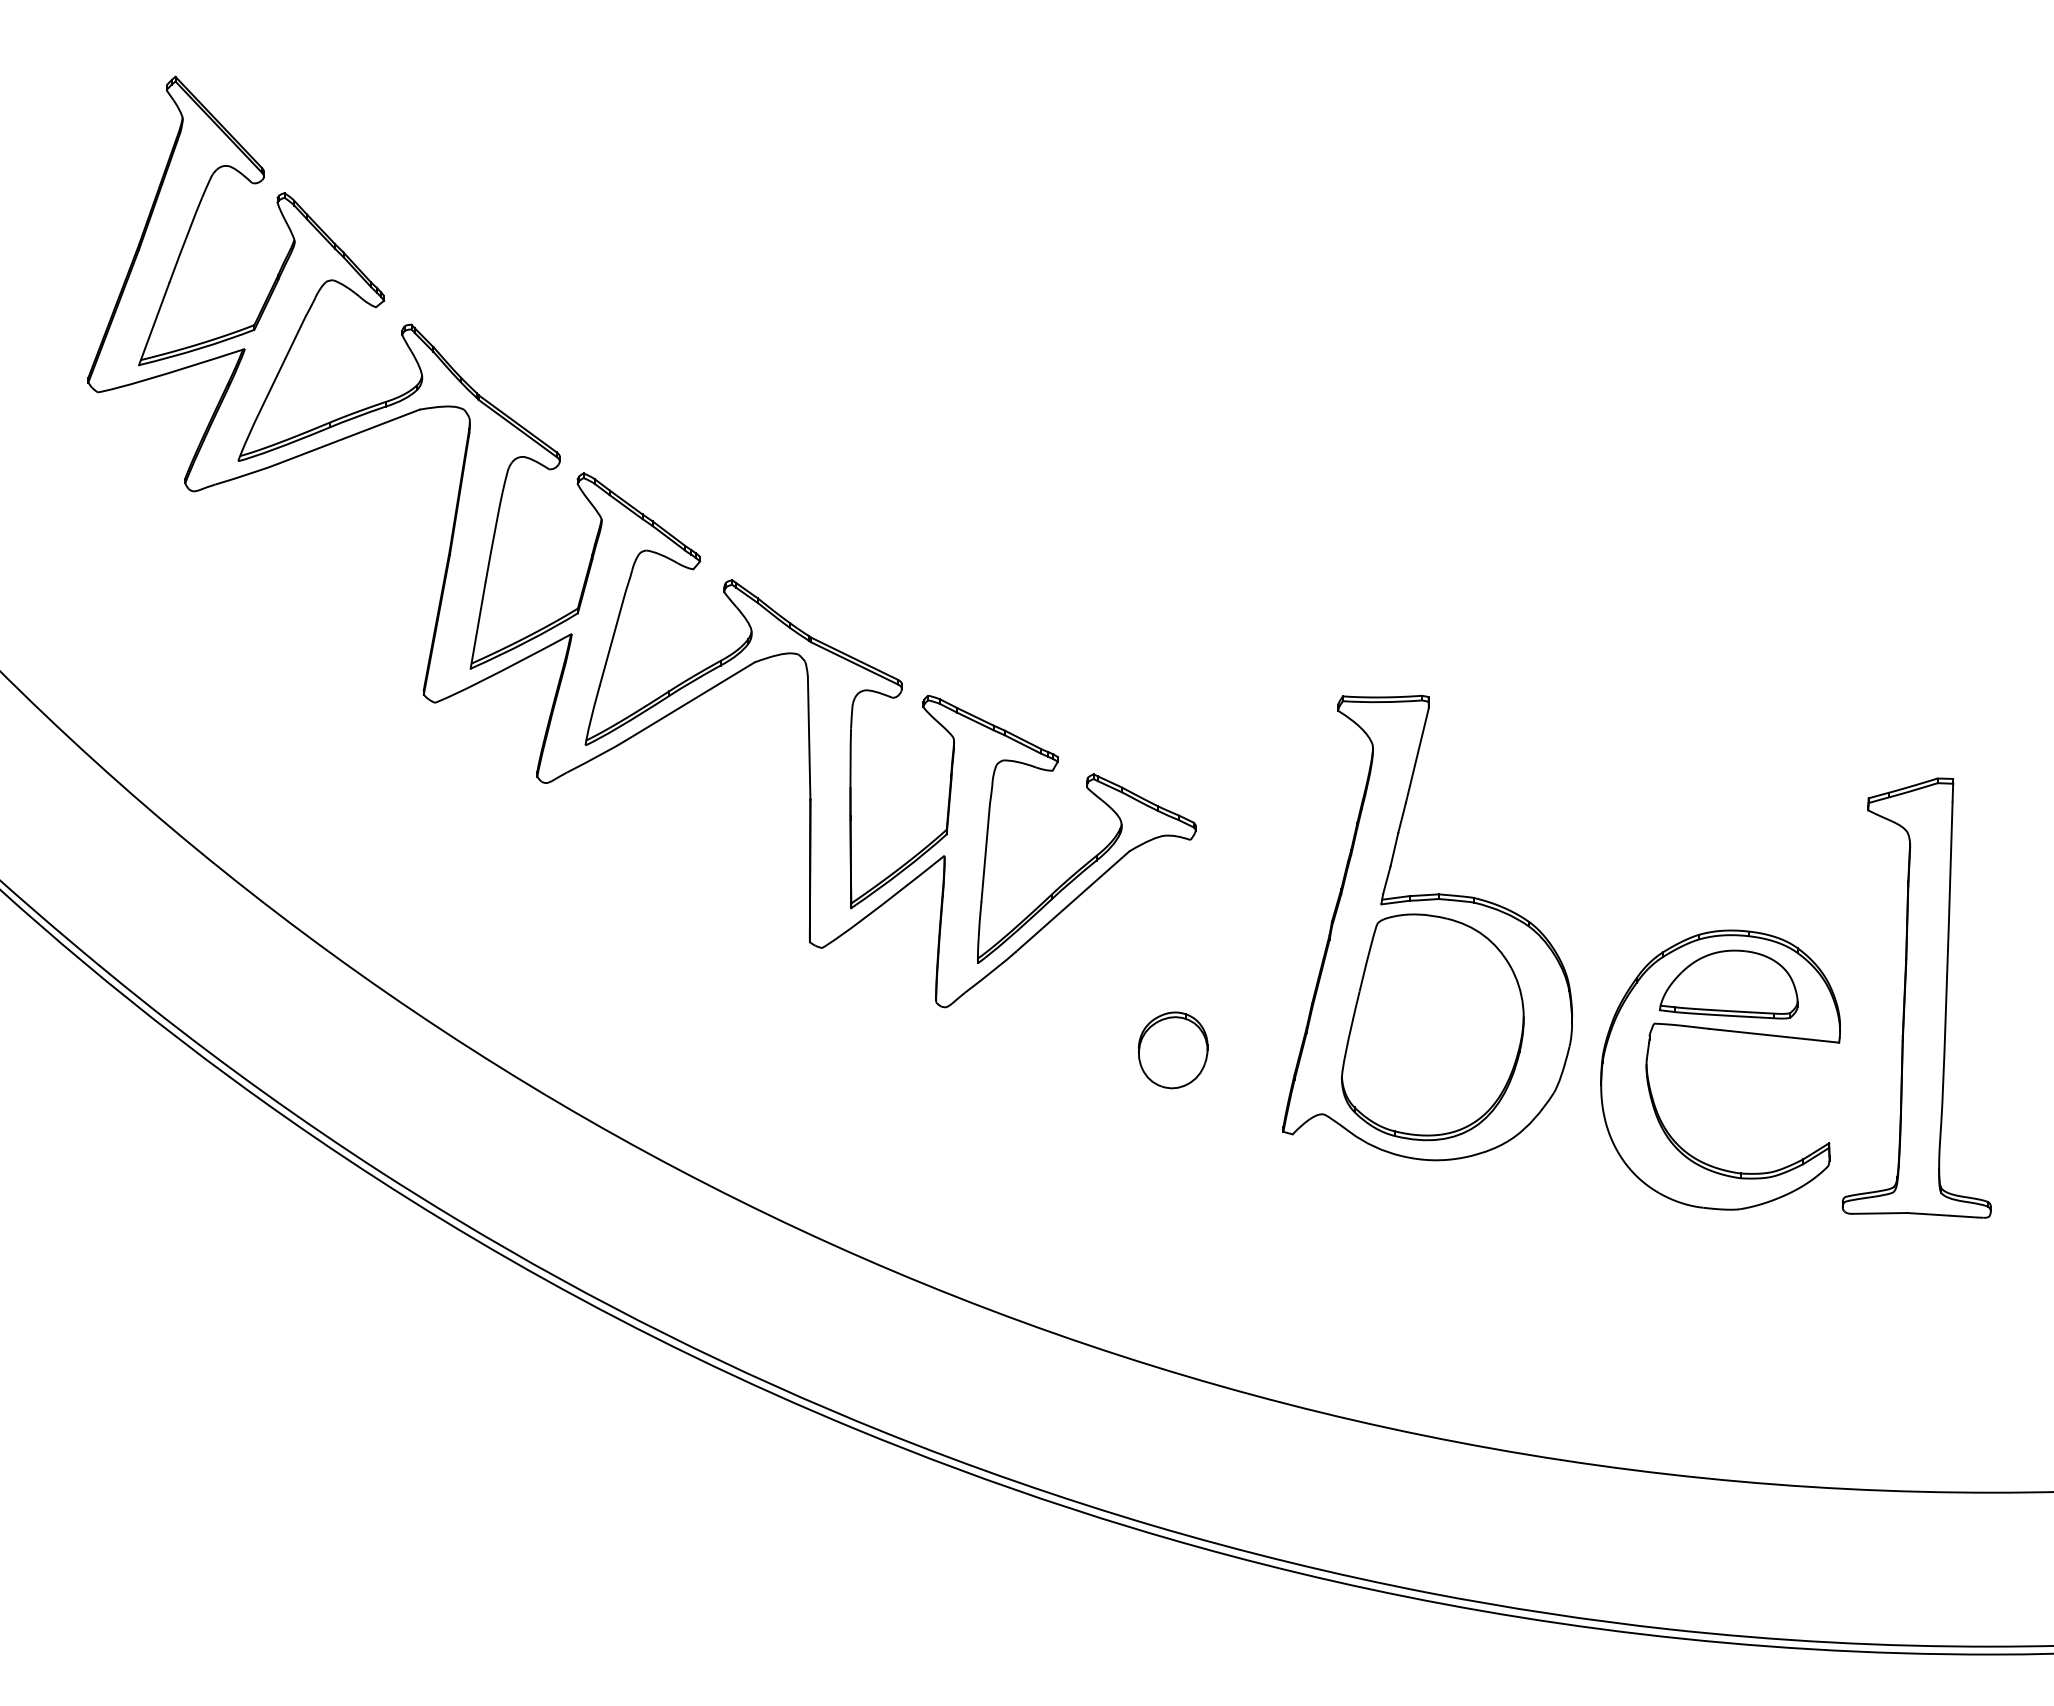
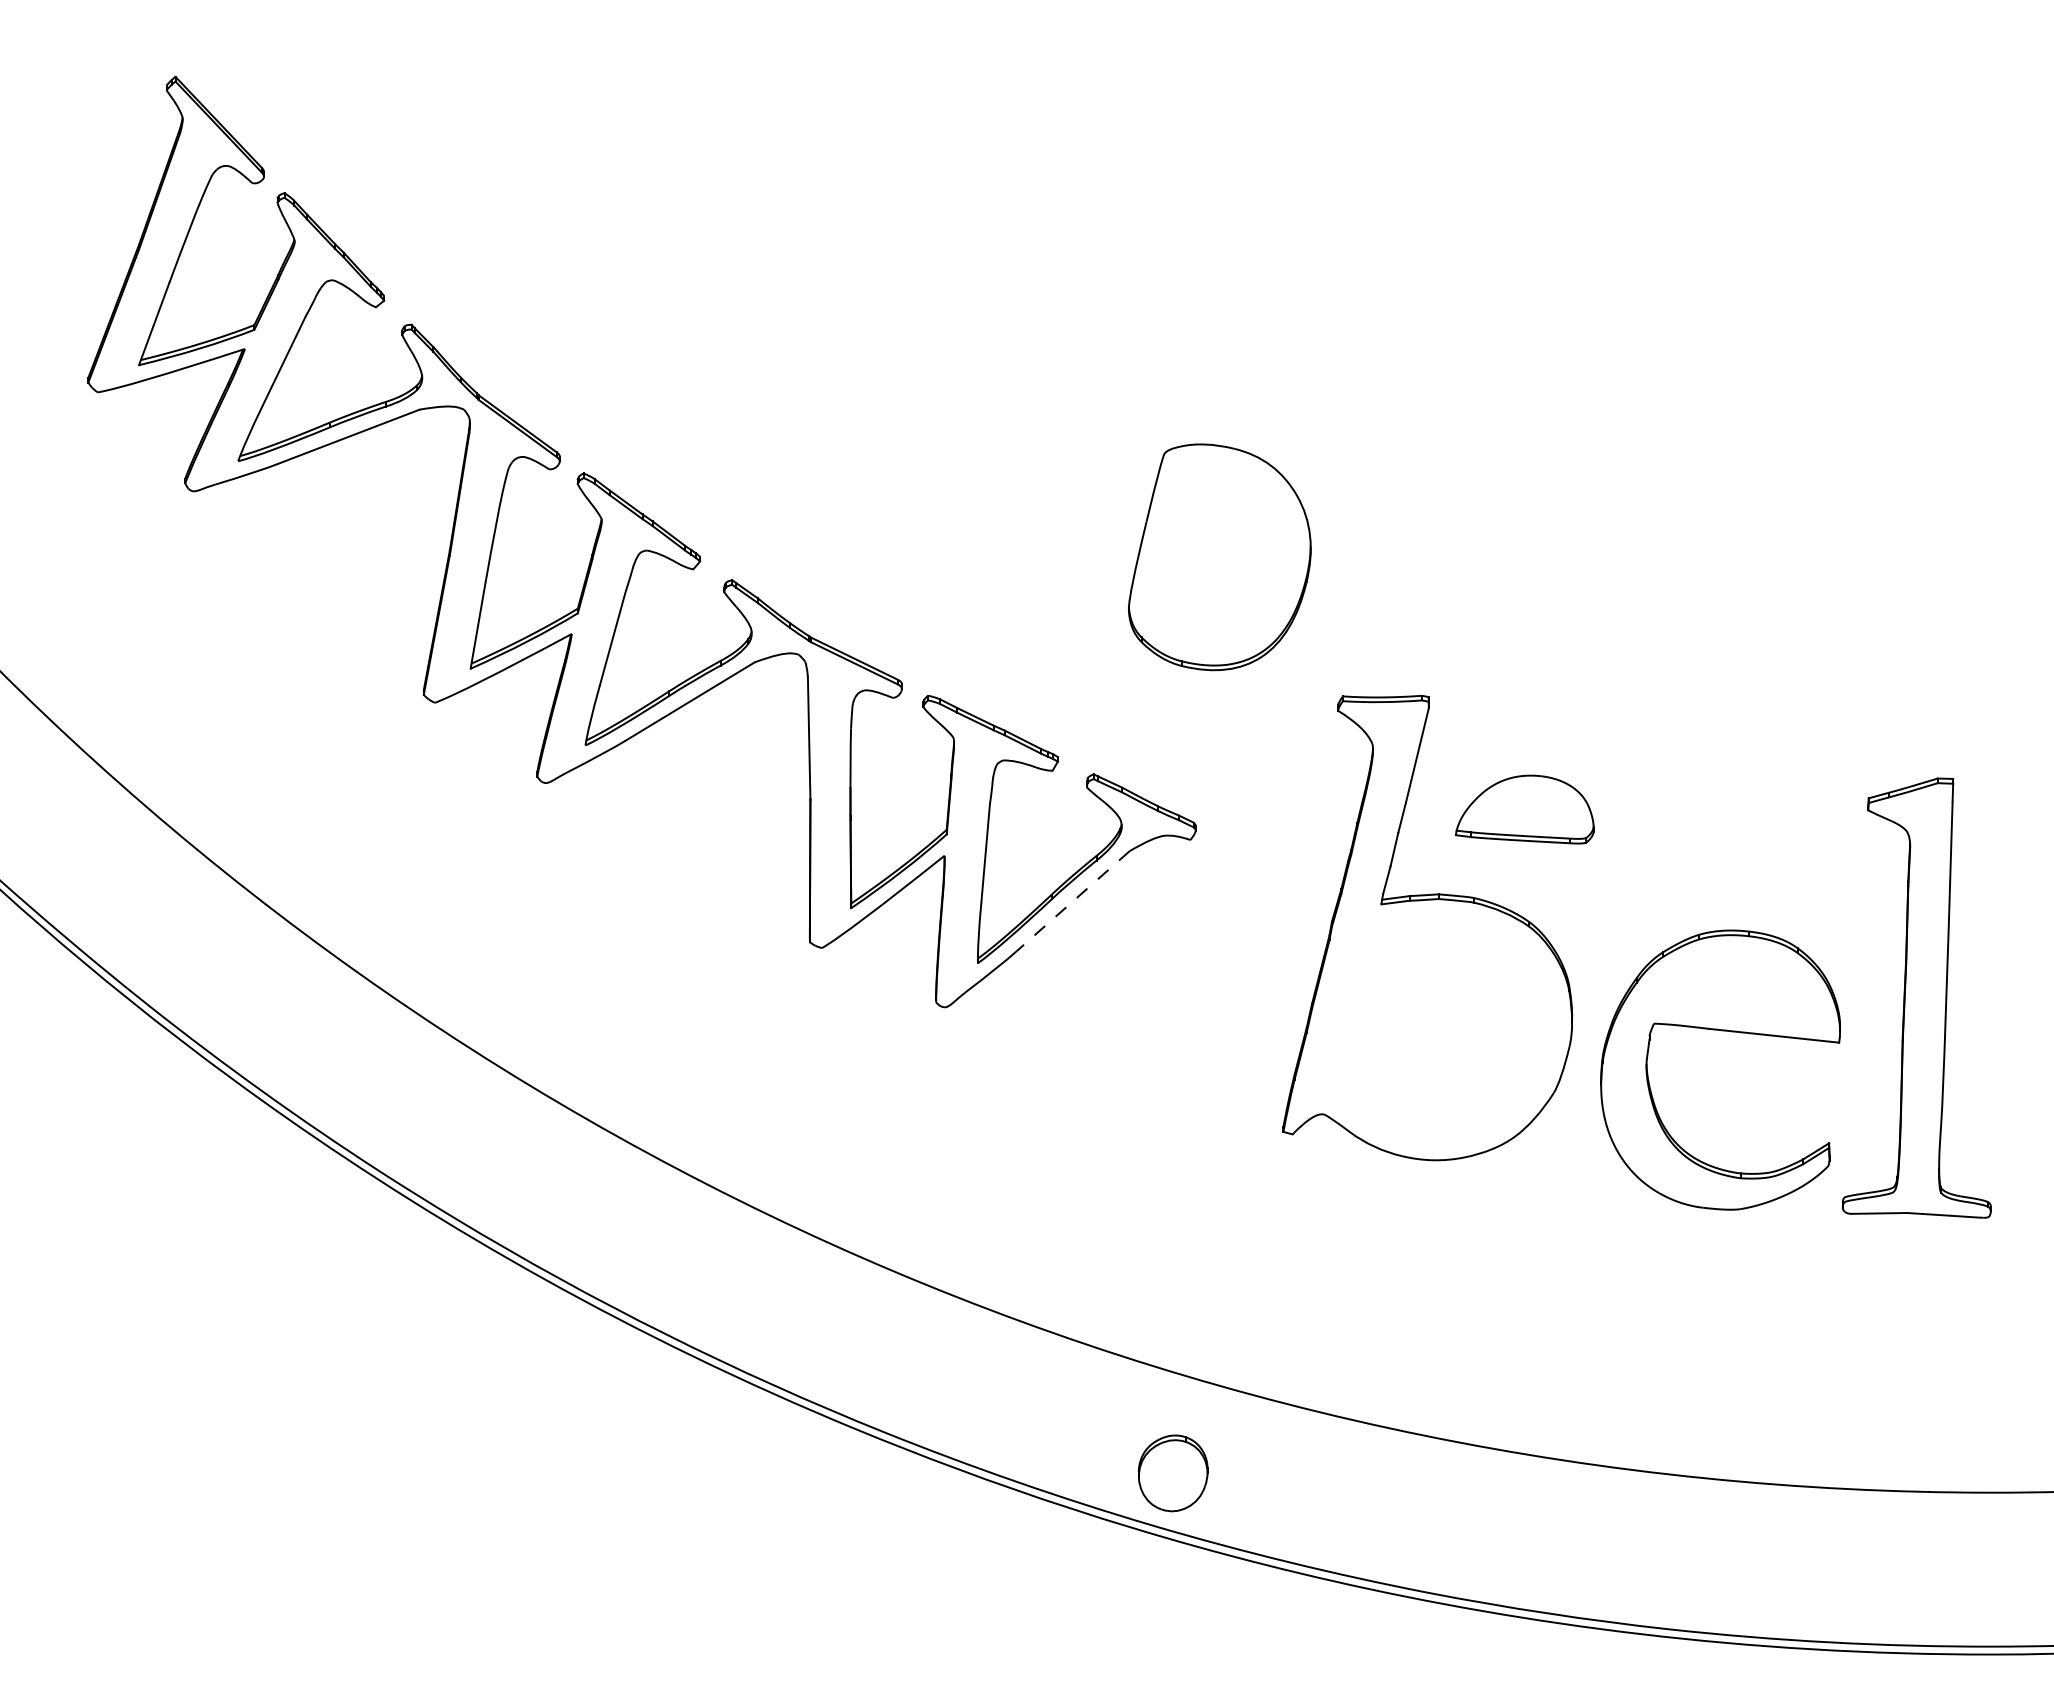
line: solid -> dashed (1072, 901)
part position: (1728, 984) -> (1524, 809) (1524, 809)
part position: (1432, 1027) -> (1219, 557) (1219, 557)
part position: (1172, 1050) -> (1172, 1473) (1172, 1473)
